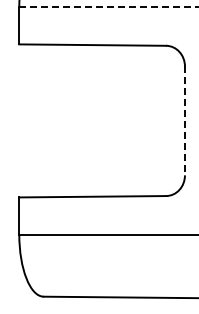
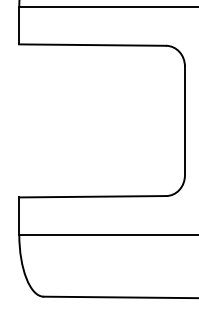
line: dashed -> solid (109, 7)
line: dashed -> solid (184, 121)
